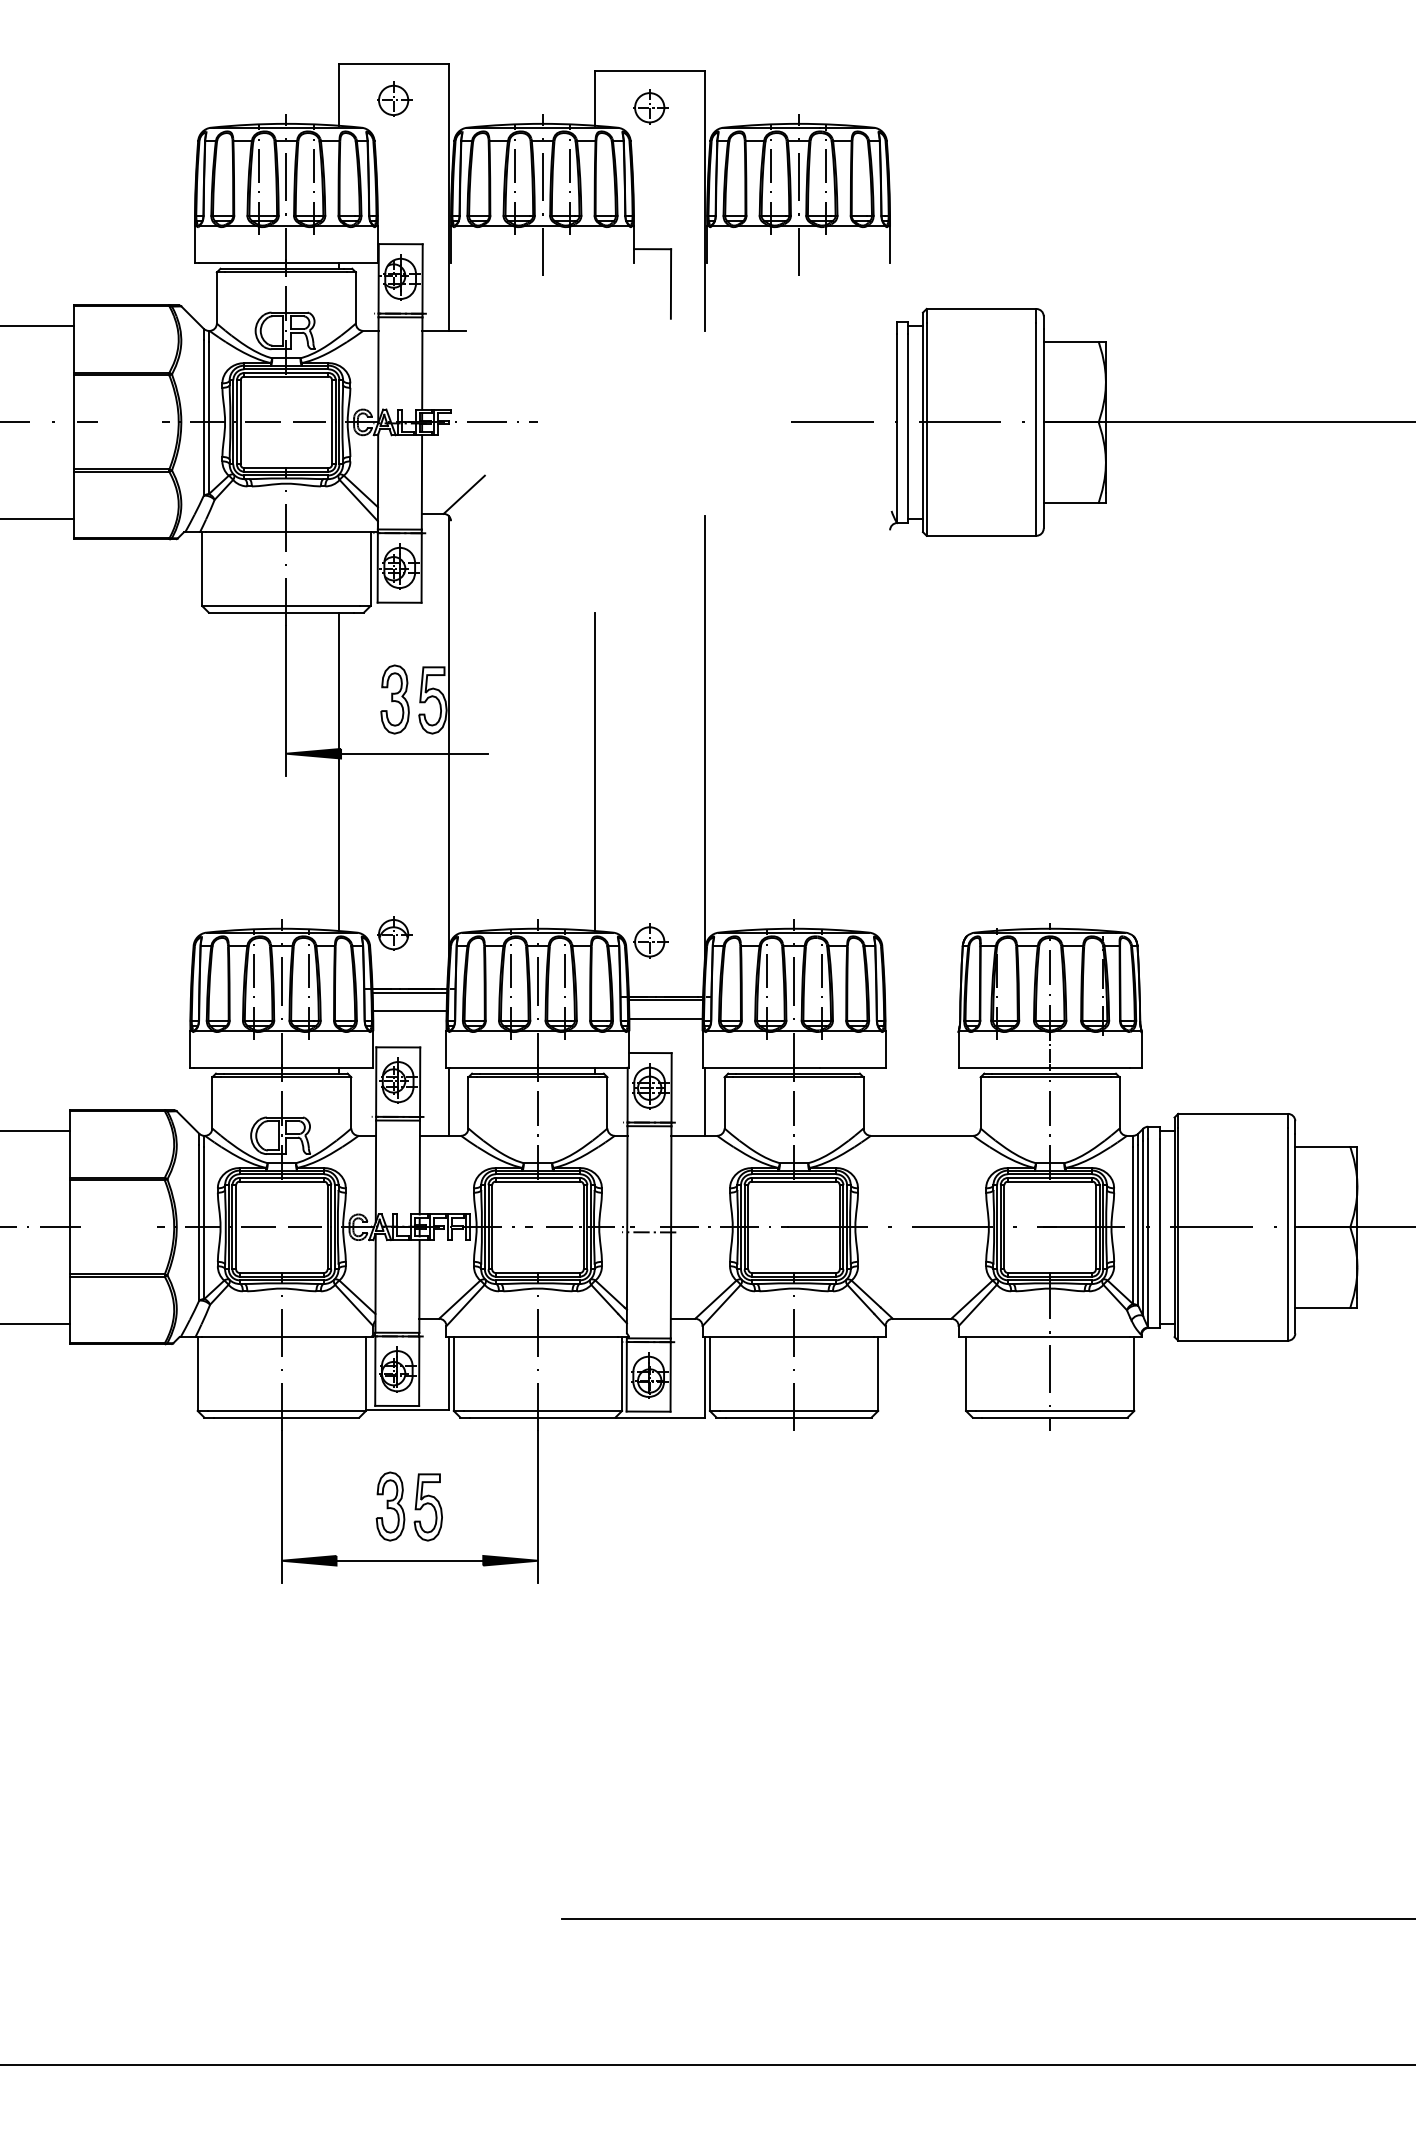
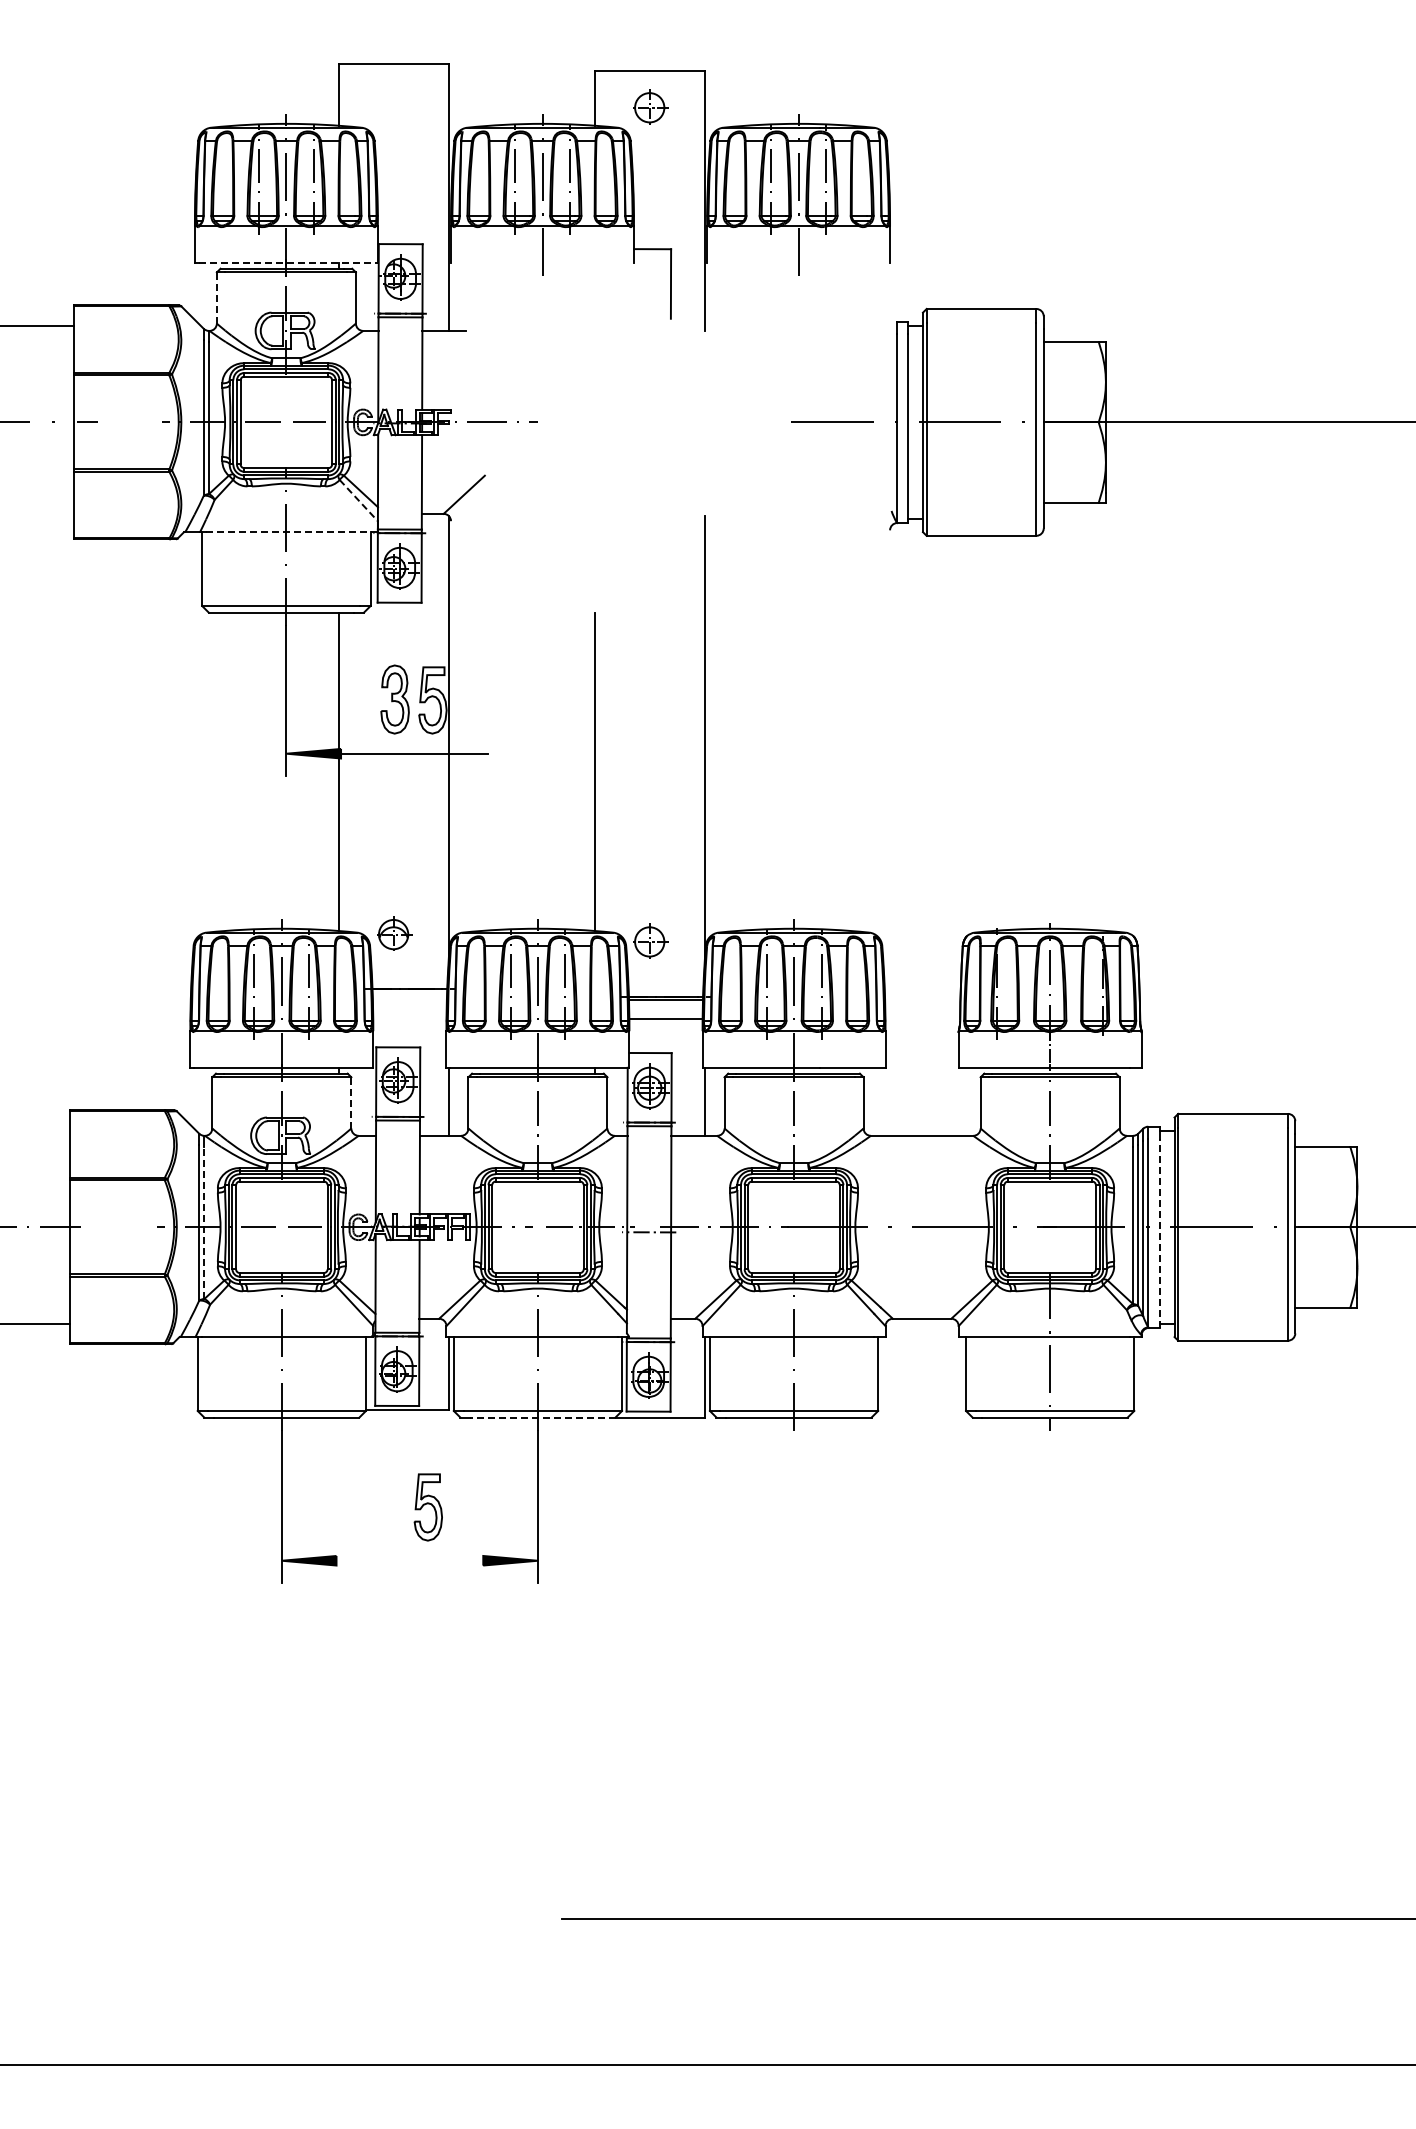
part: present -> none (394, 98)
line: solid -> dashed (288, 262)
line: solid -> dashed (216, 298)
line: solid -> dashed (359, 500)
line: present -> none (38, 518)
line: solid -> dashed (291, 532)
line: present -> none (409, 993)
line: present -> none (409, 1011)
line: solid -> dashed (351, 1102)
line: present -> none (35, 1131)
line: solid -> dashed (204, 1223)
line: solid -> dashed (1159, 1232)
line: solid -> dashed (542, 1417)
part: present -> none (390, 1506)
line: present -> none (409, 1560)
